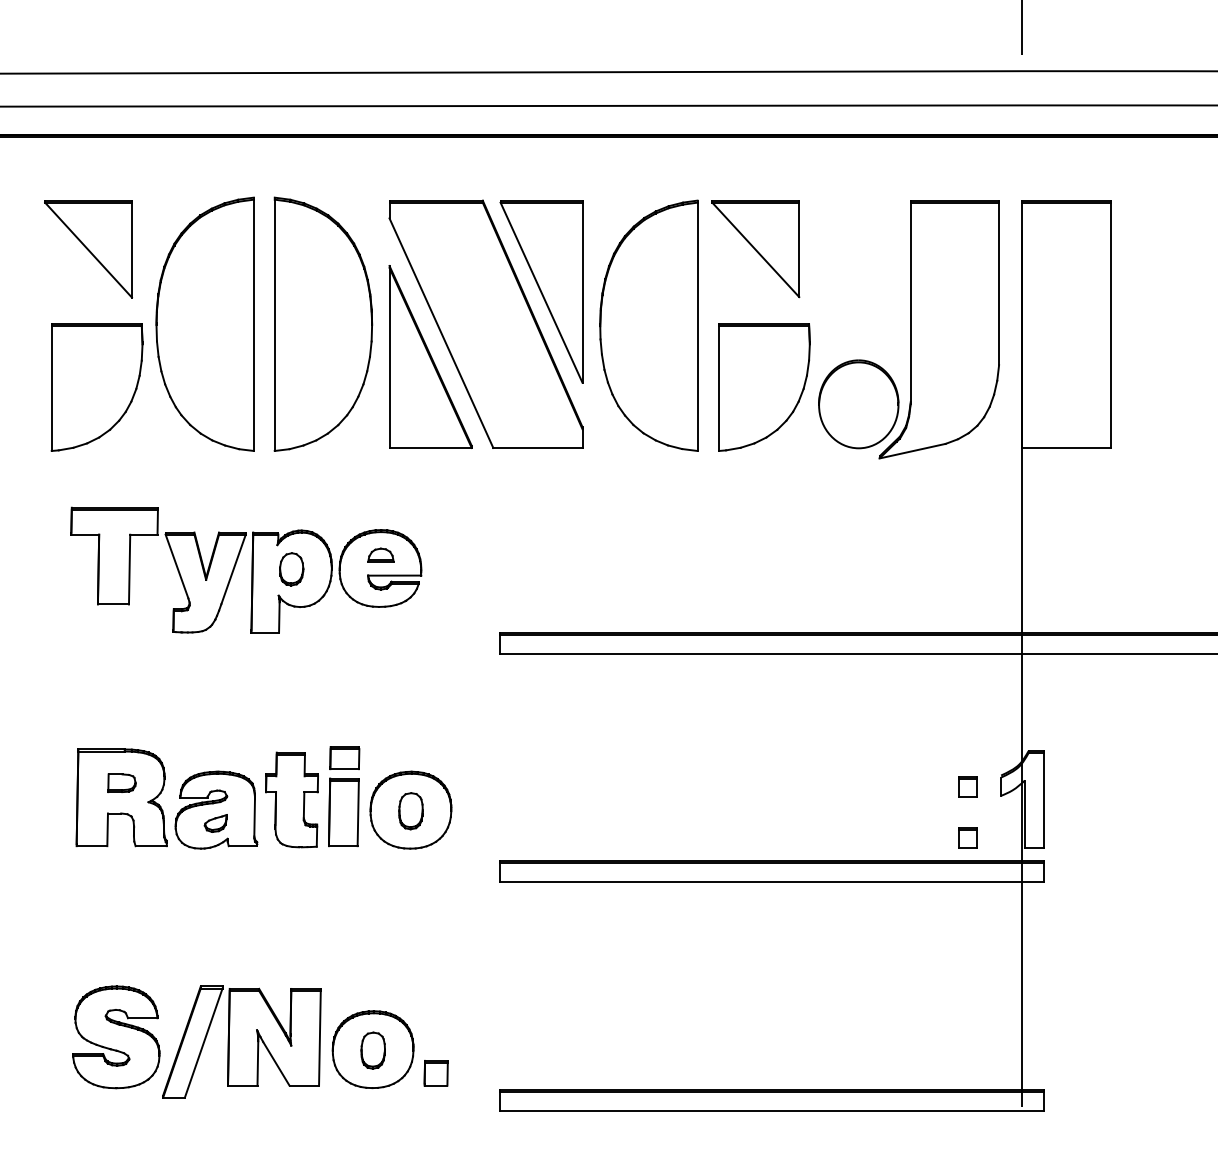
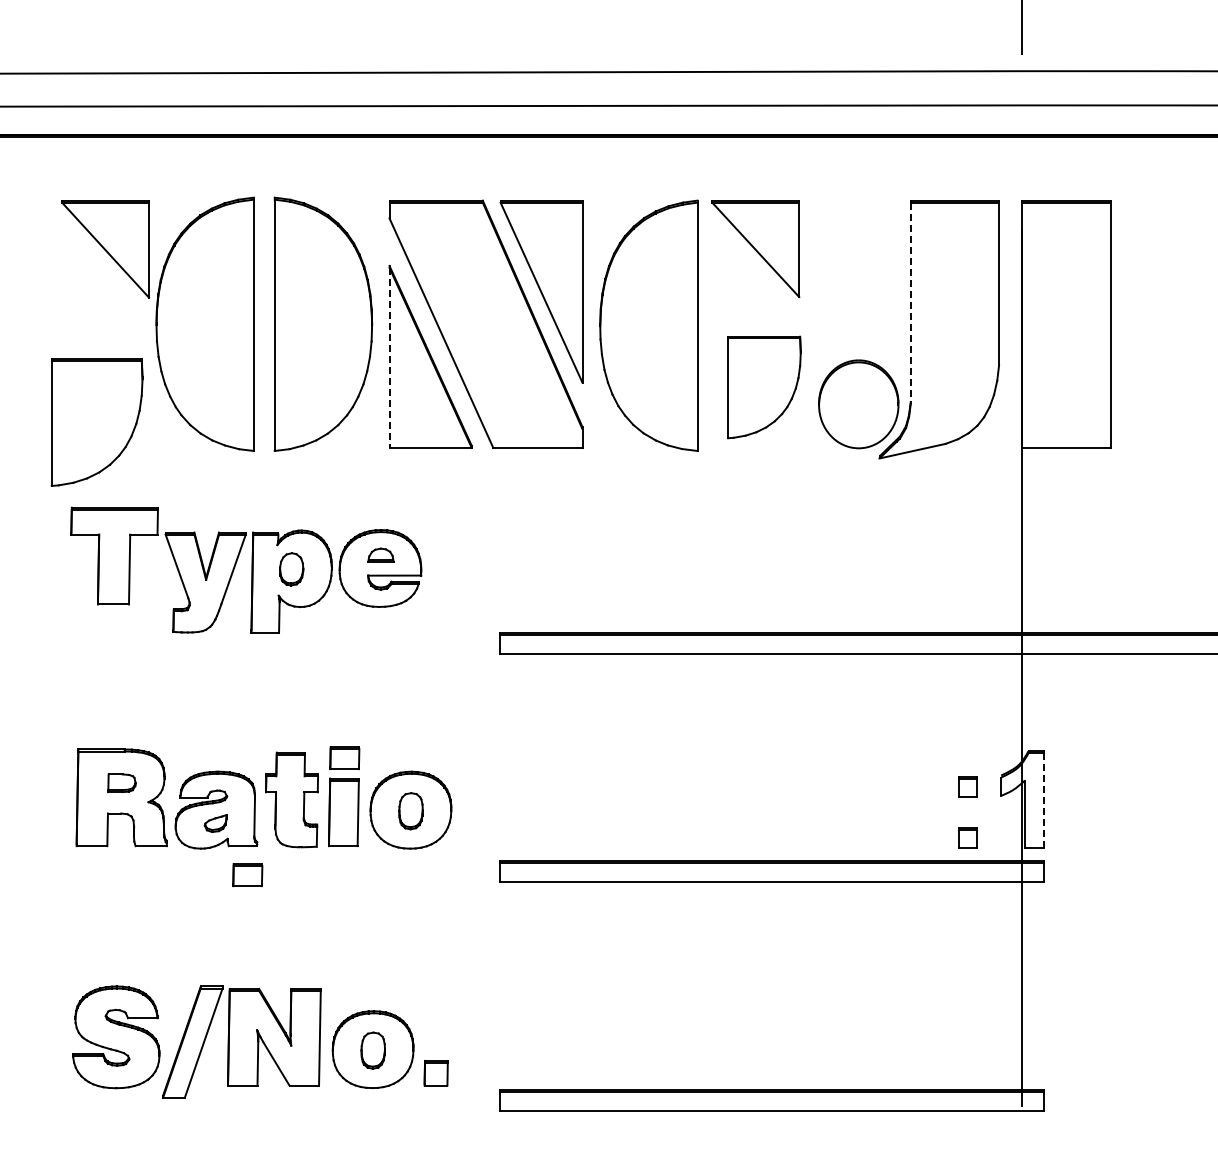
part position: (88, 249) -> (105, 249) (105, 249)
line: solid -> dashed (910, 303)
line: solid -> dashed (389, 358)
part position: (96, 387) -> (96, 422) (96, 422)
part size: 93x129 px -> 75x105 px (764, 387)
line: solid -> dashed (1043, 800)
part: none -> present (247, 874)
